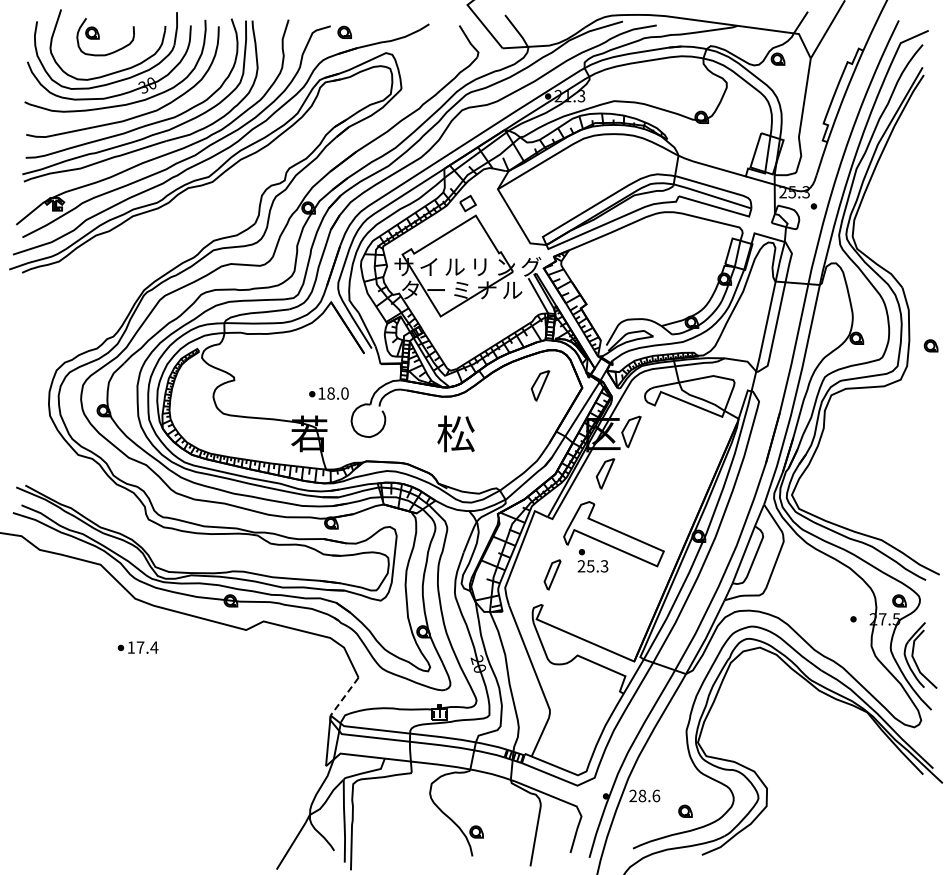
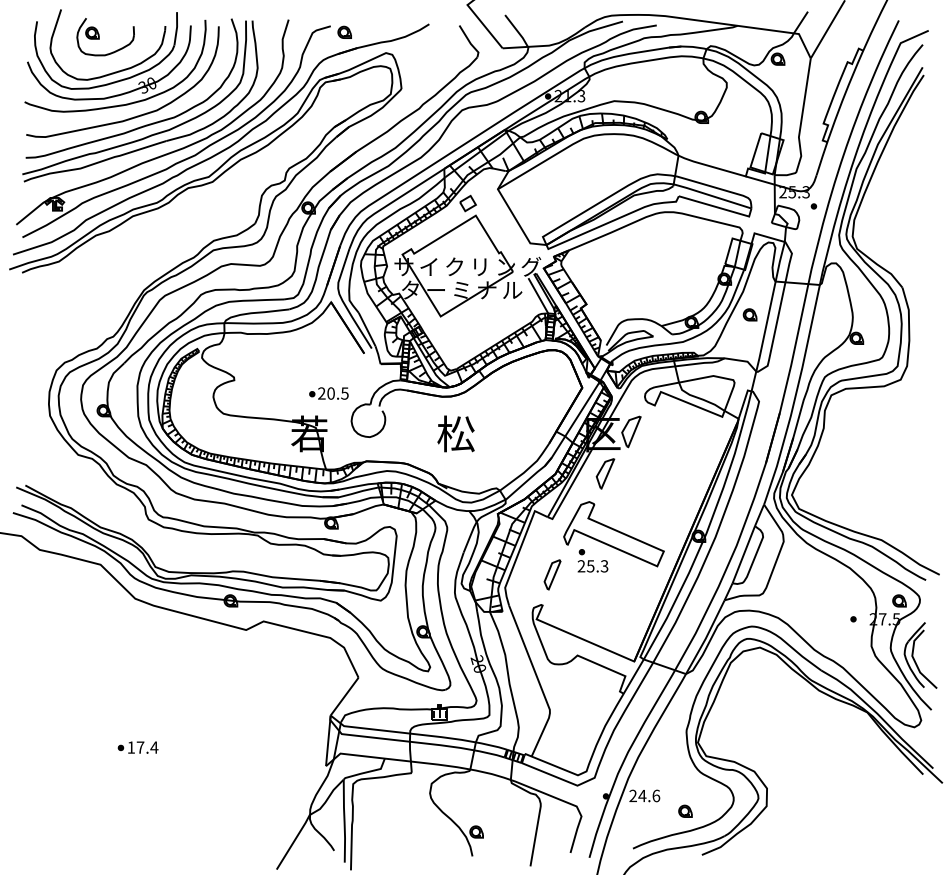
text: ル -> ク (454, 266)
part position: (930, 345) -> (749, 314) (749, 314)
part: present -> none (540, 385)
text: 18.0 -> 20.5 (333, 393)
part position: (137, 647) -> (137, 747) (137, 747)
line: dashed -> solid (344, 697)
text: 28.6 -> 24.6 (642, 795)
